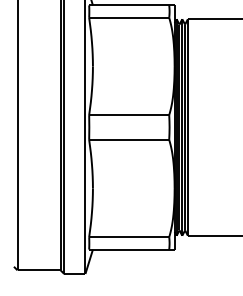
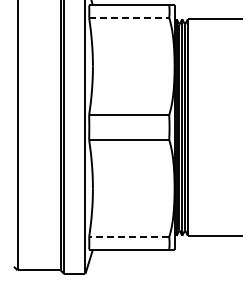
line: solid -> dashed (129, 17)
line: solid -> dashed (128, 237)
